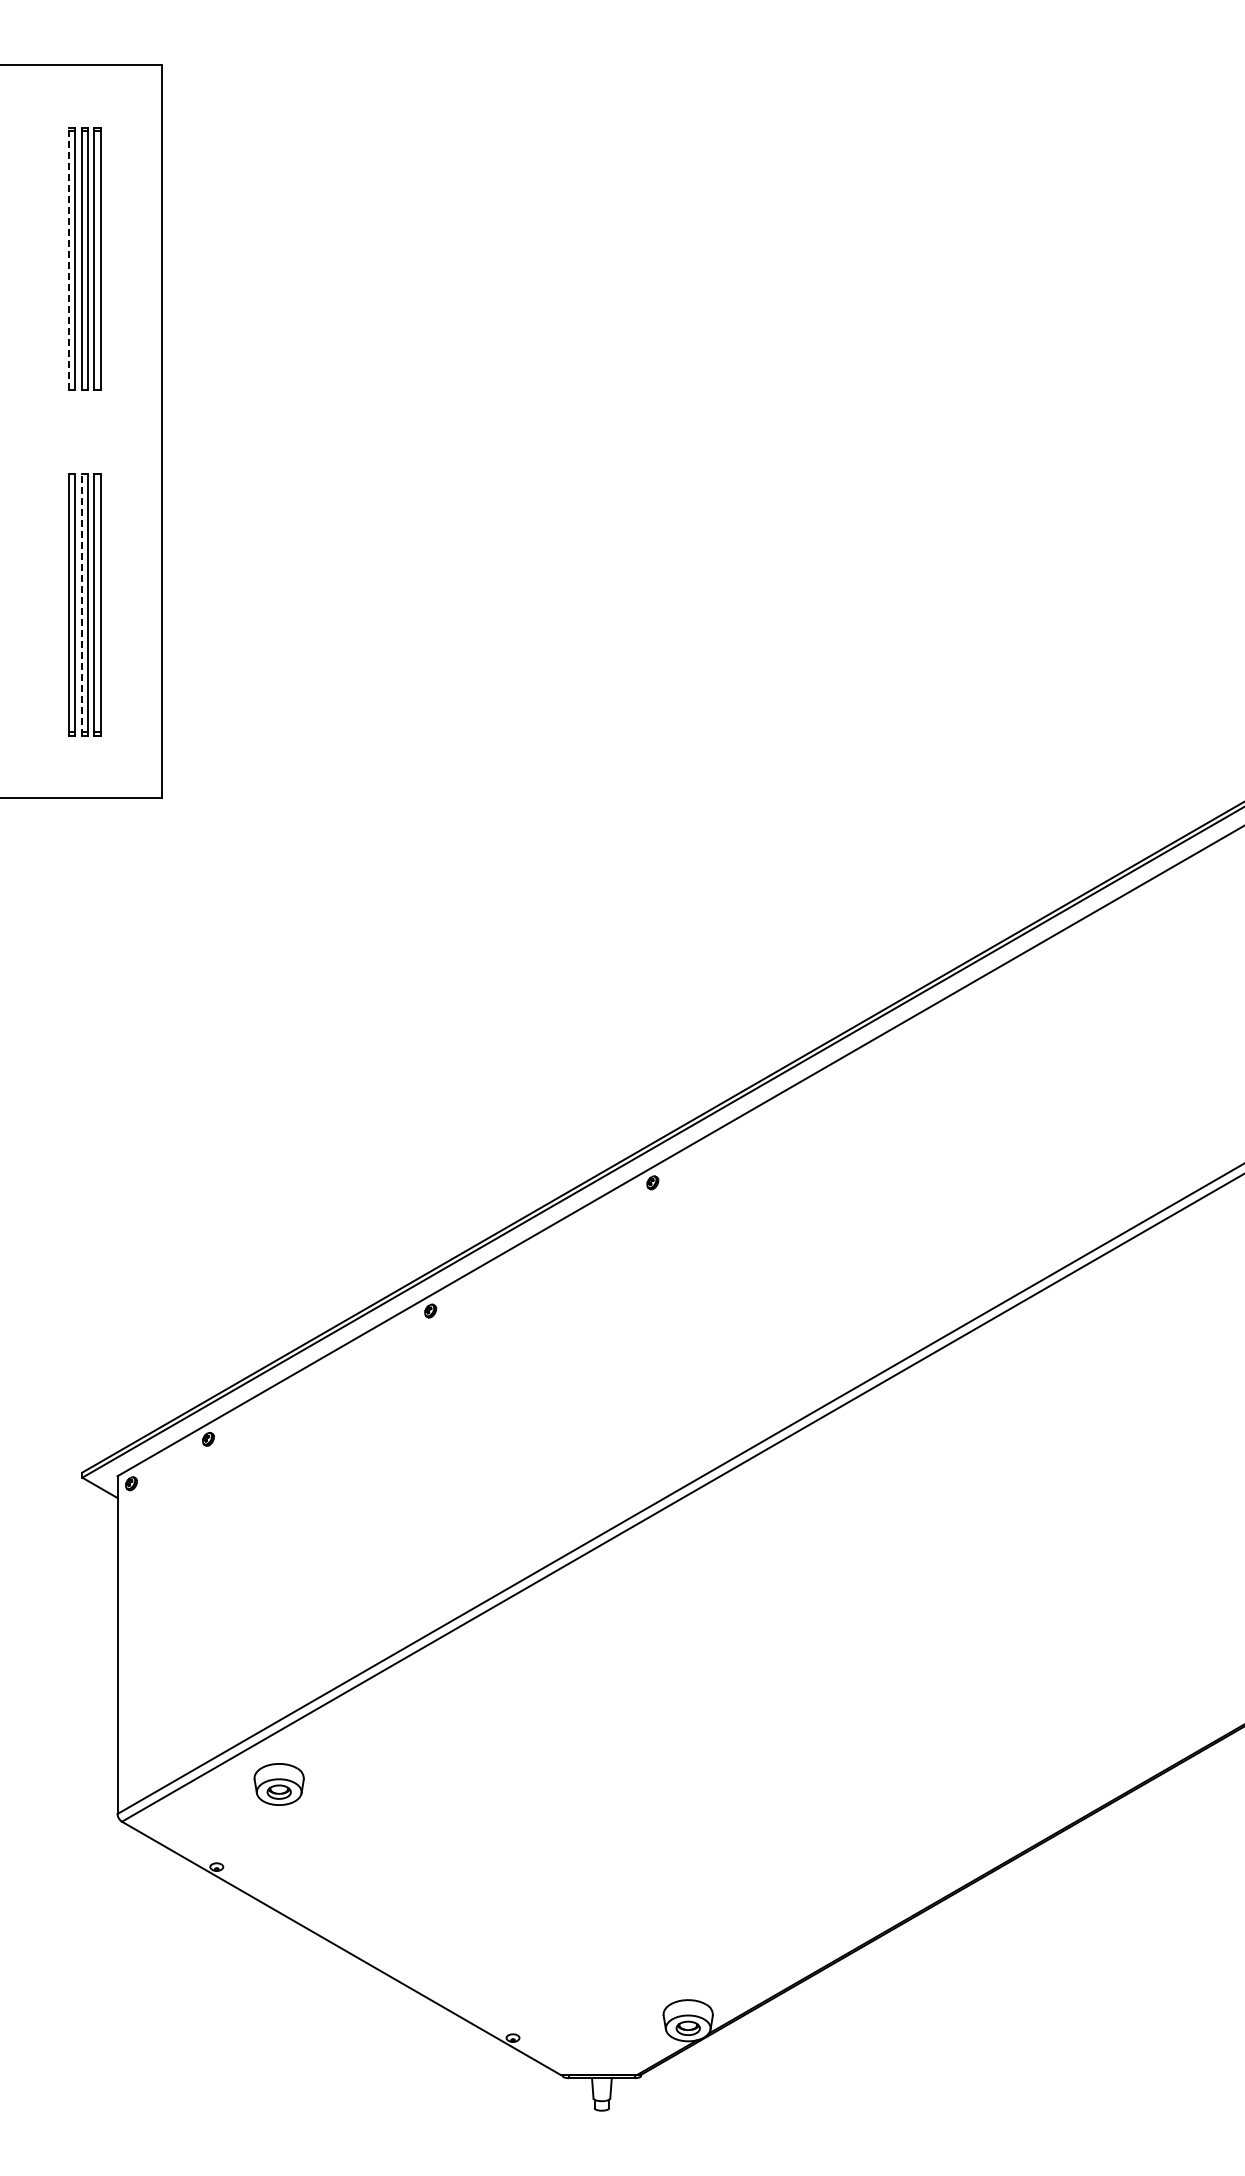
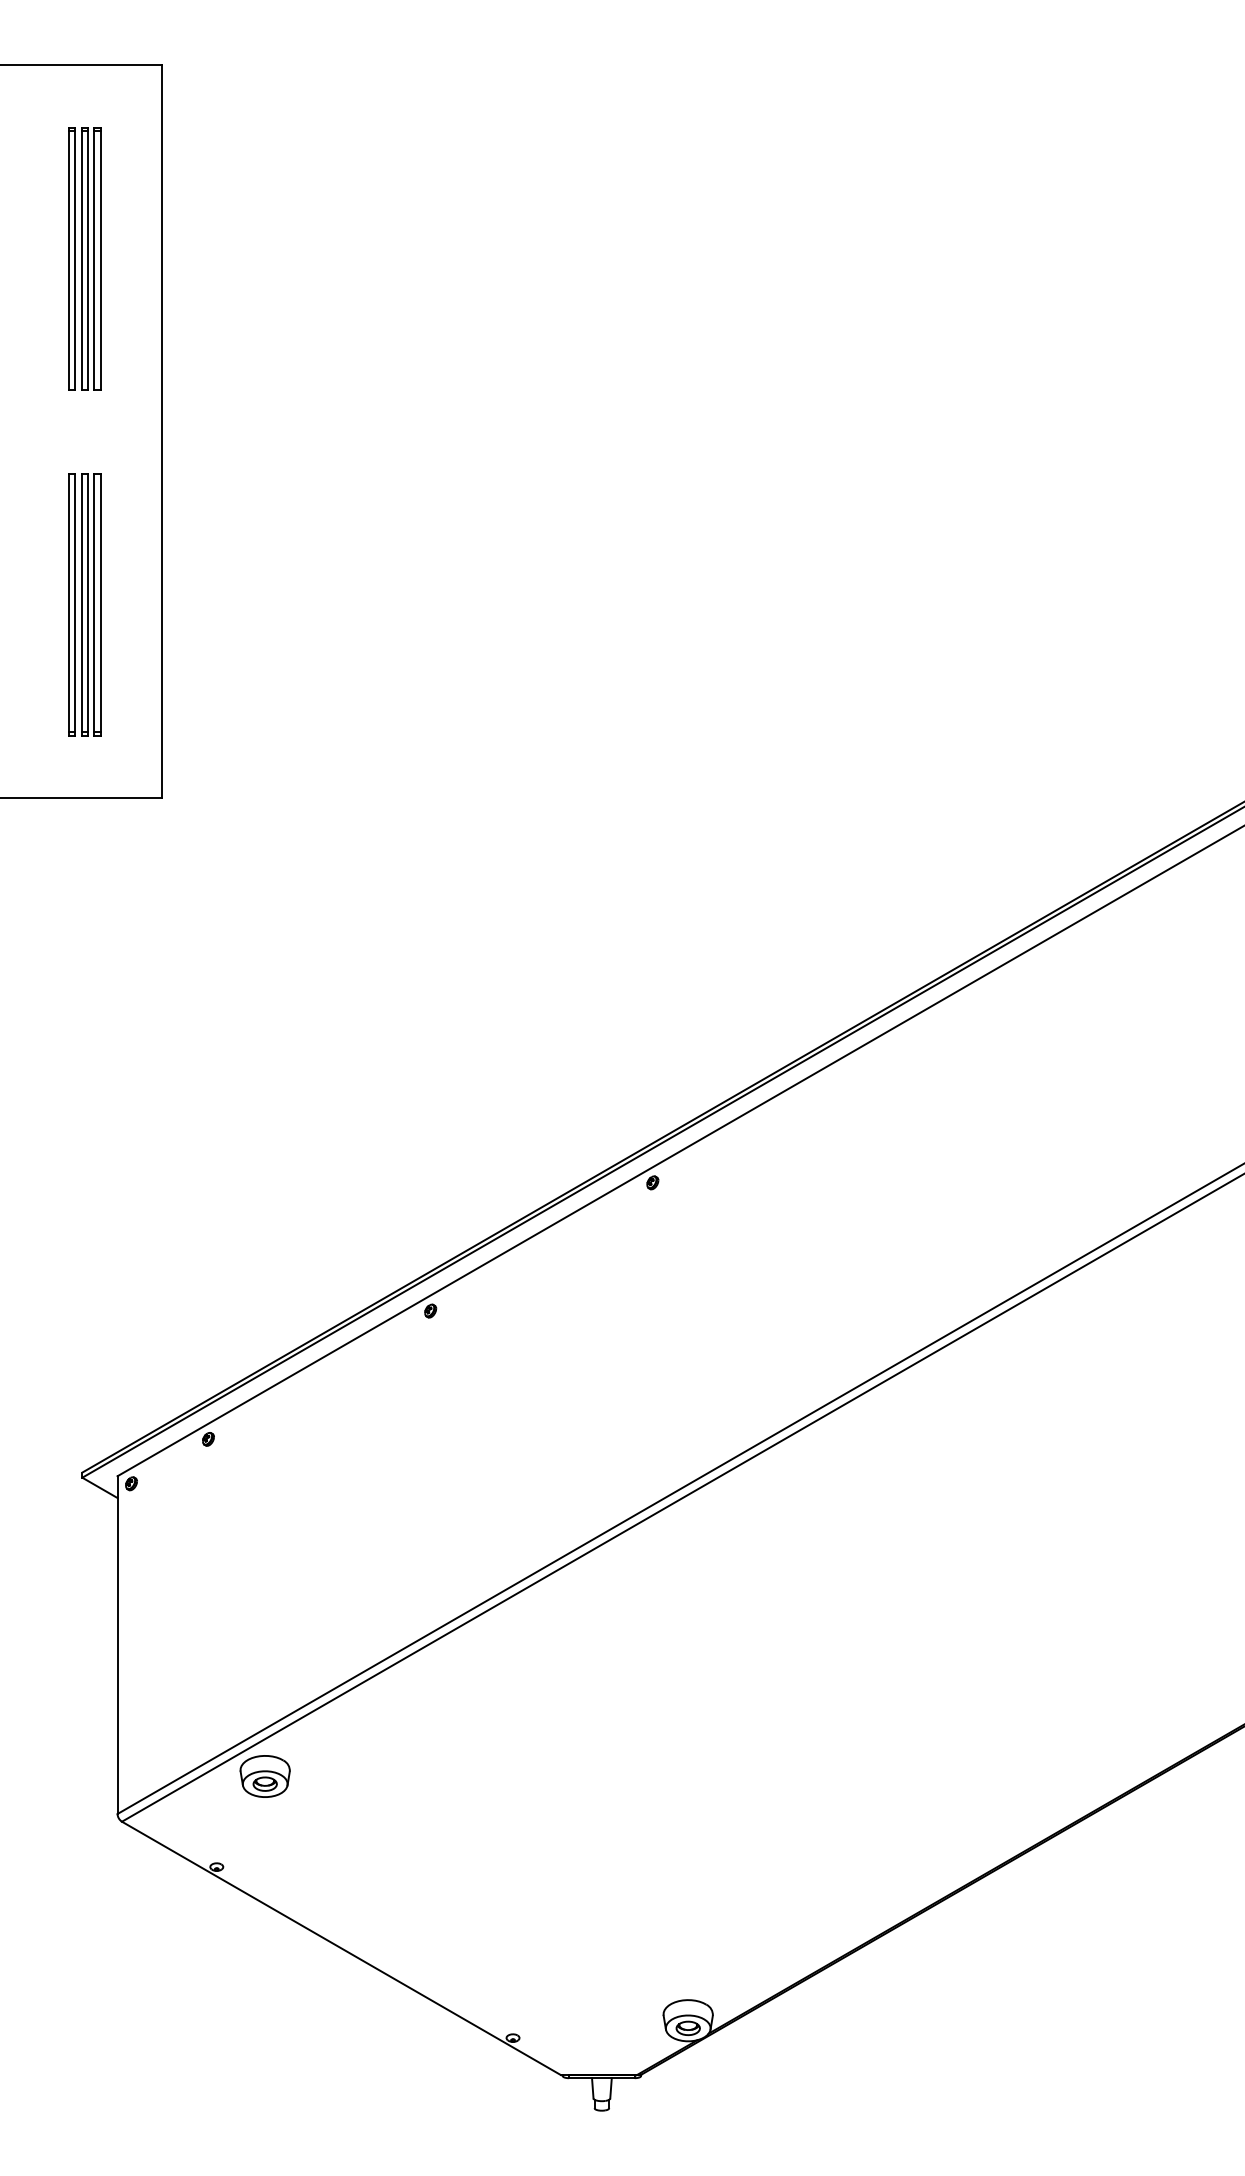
line: dashed -> solid (69, 259)
line: dashed -> solid (81, 604)
part position: (278, 1784) -> (264, 1776) (264, 1776)
